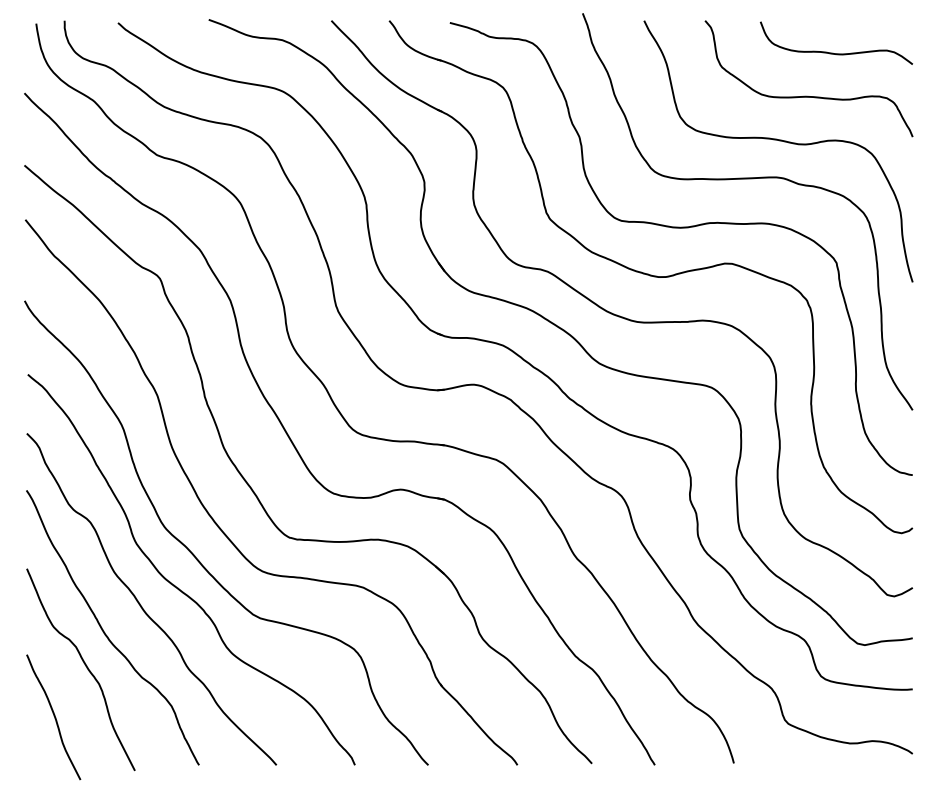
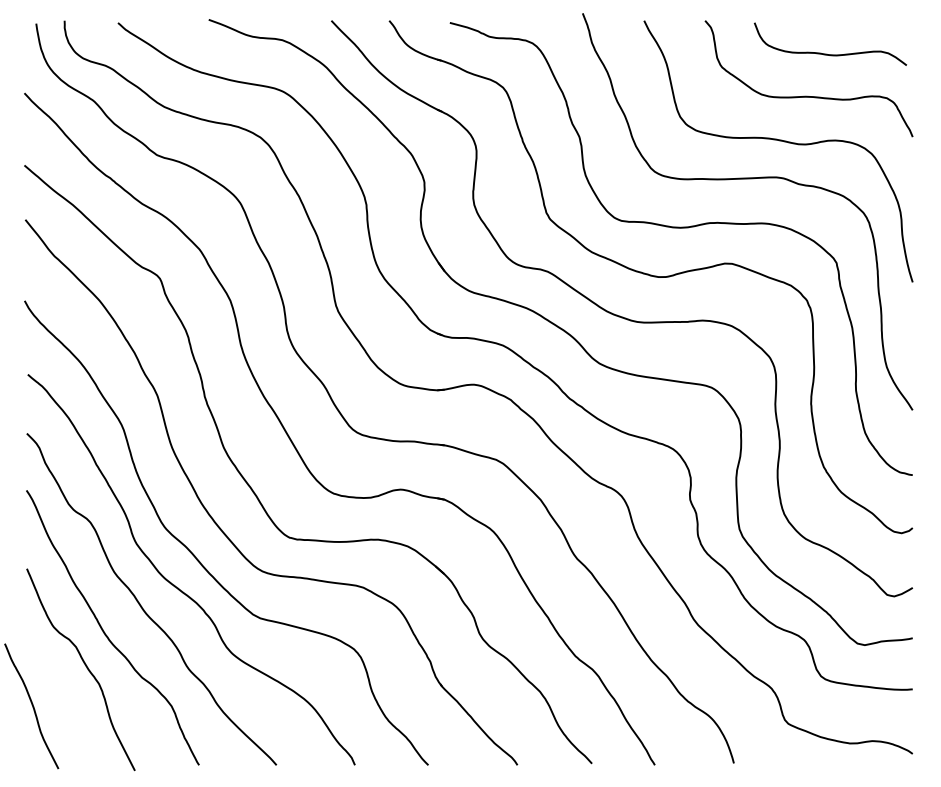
curve position: (833, 52) -> (827, 53) (827, 53)
curve position: (53, 716) -> (31, 705) (31, 705)
